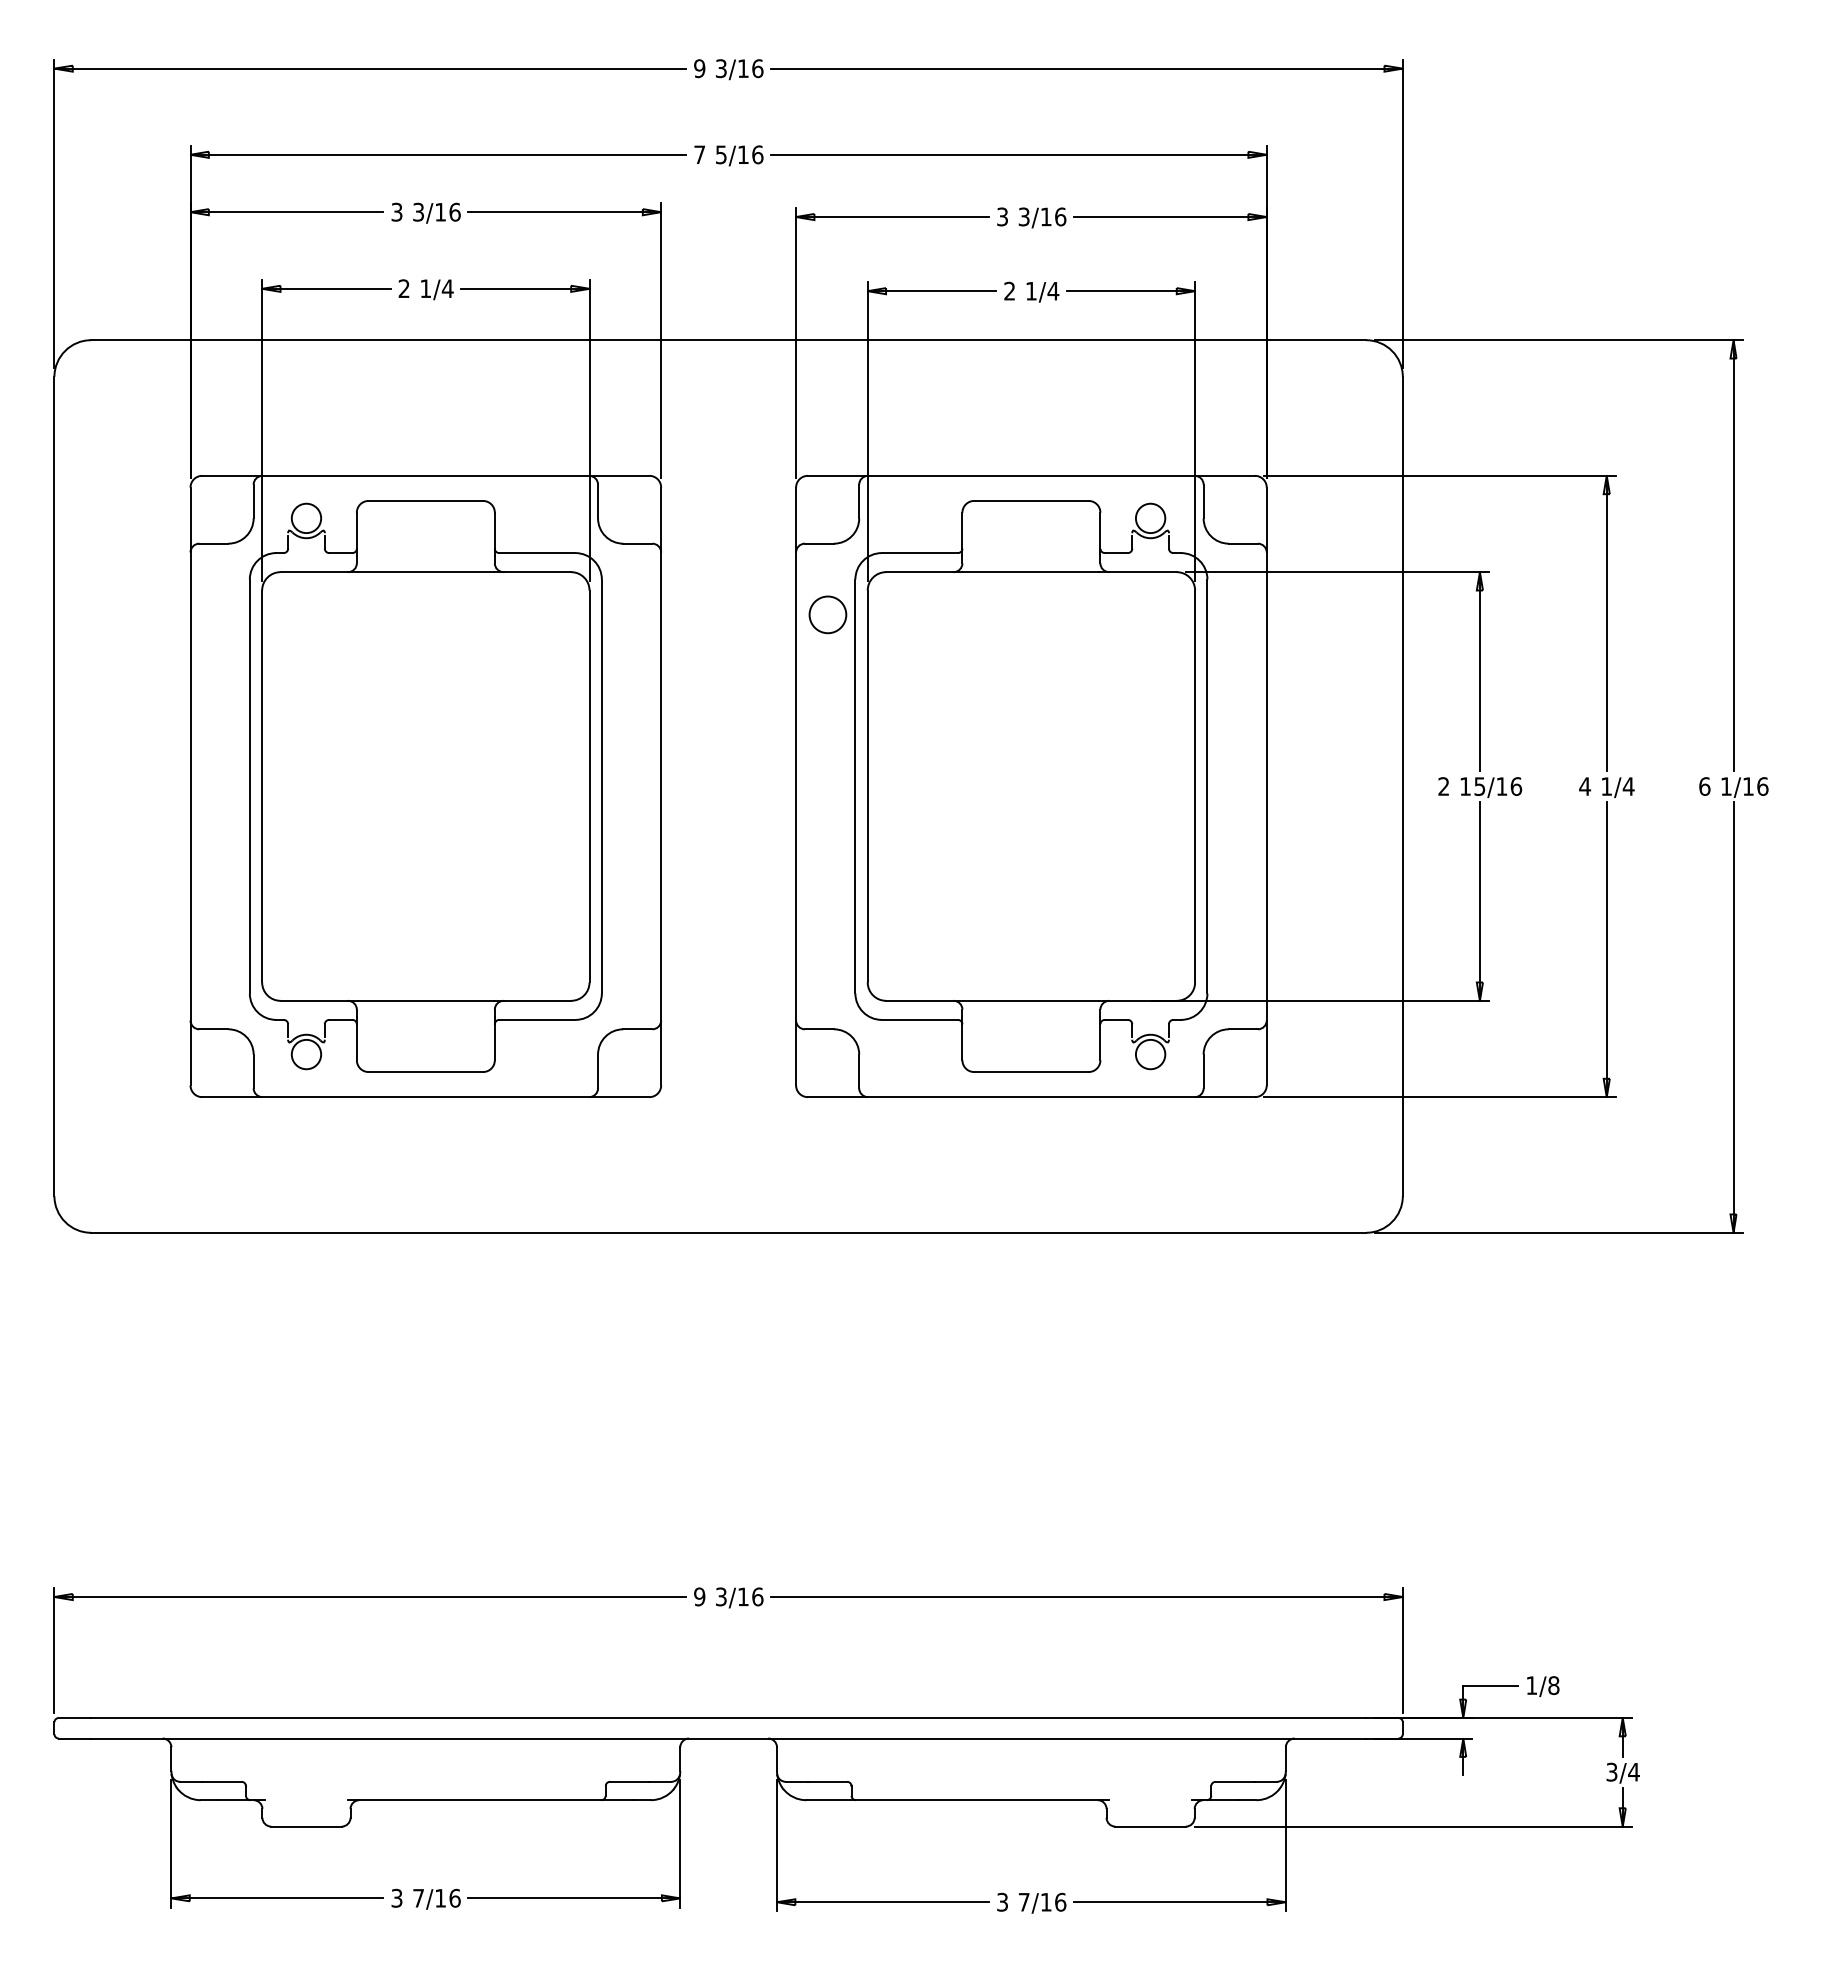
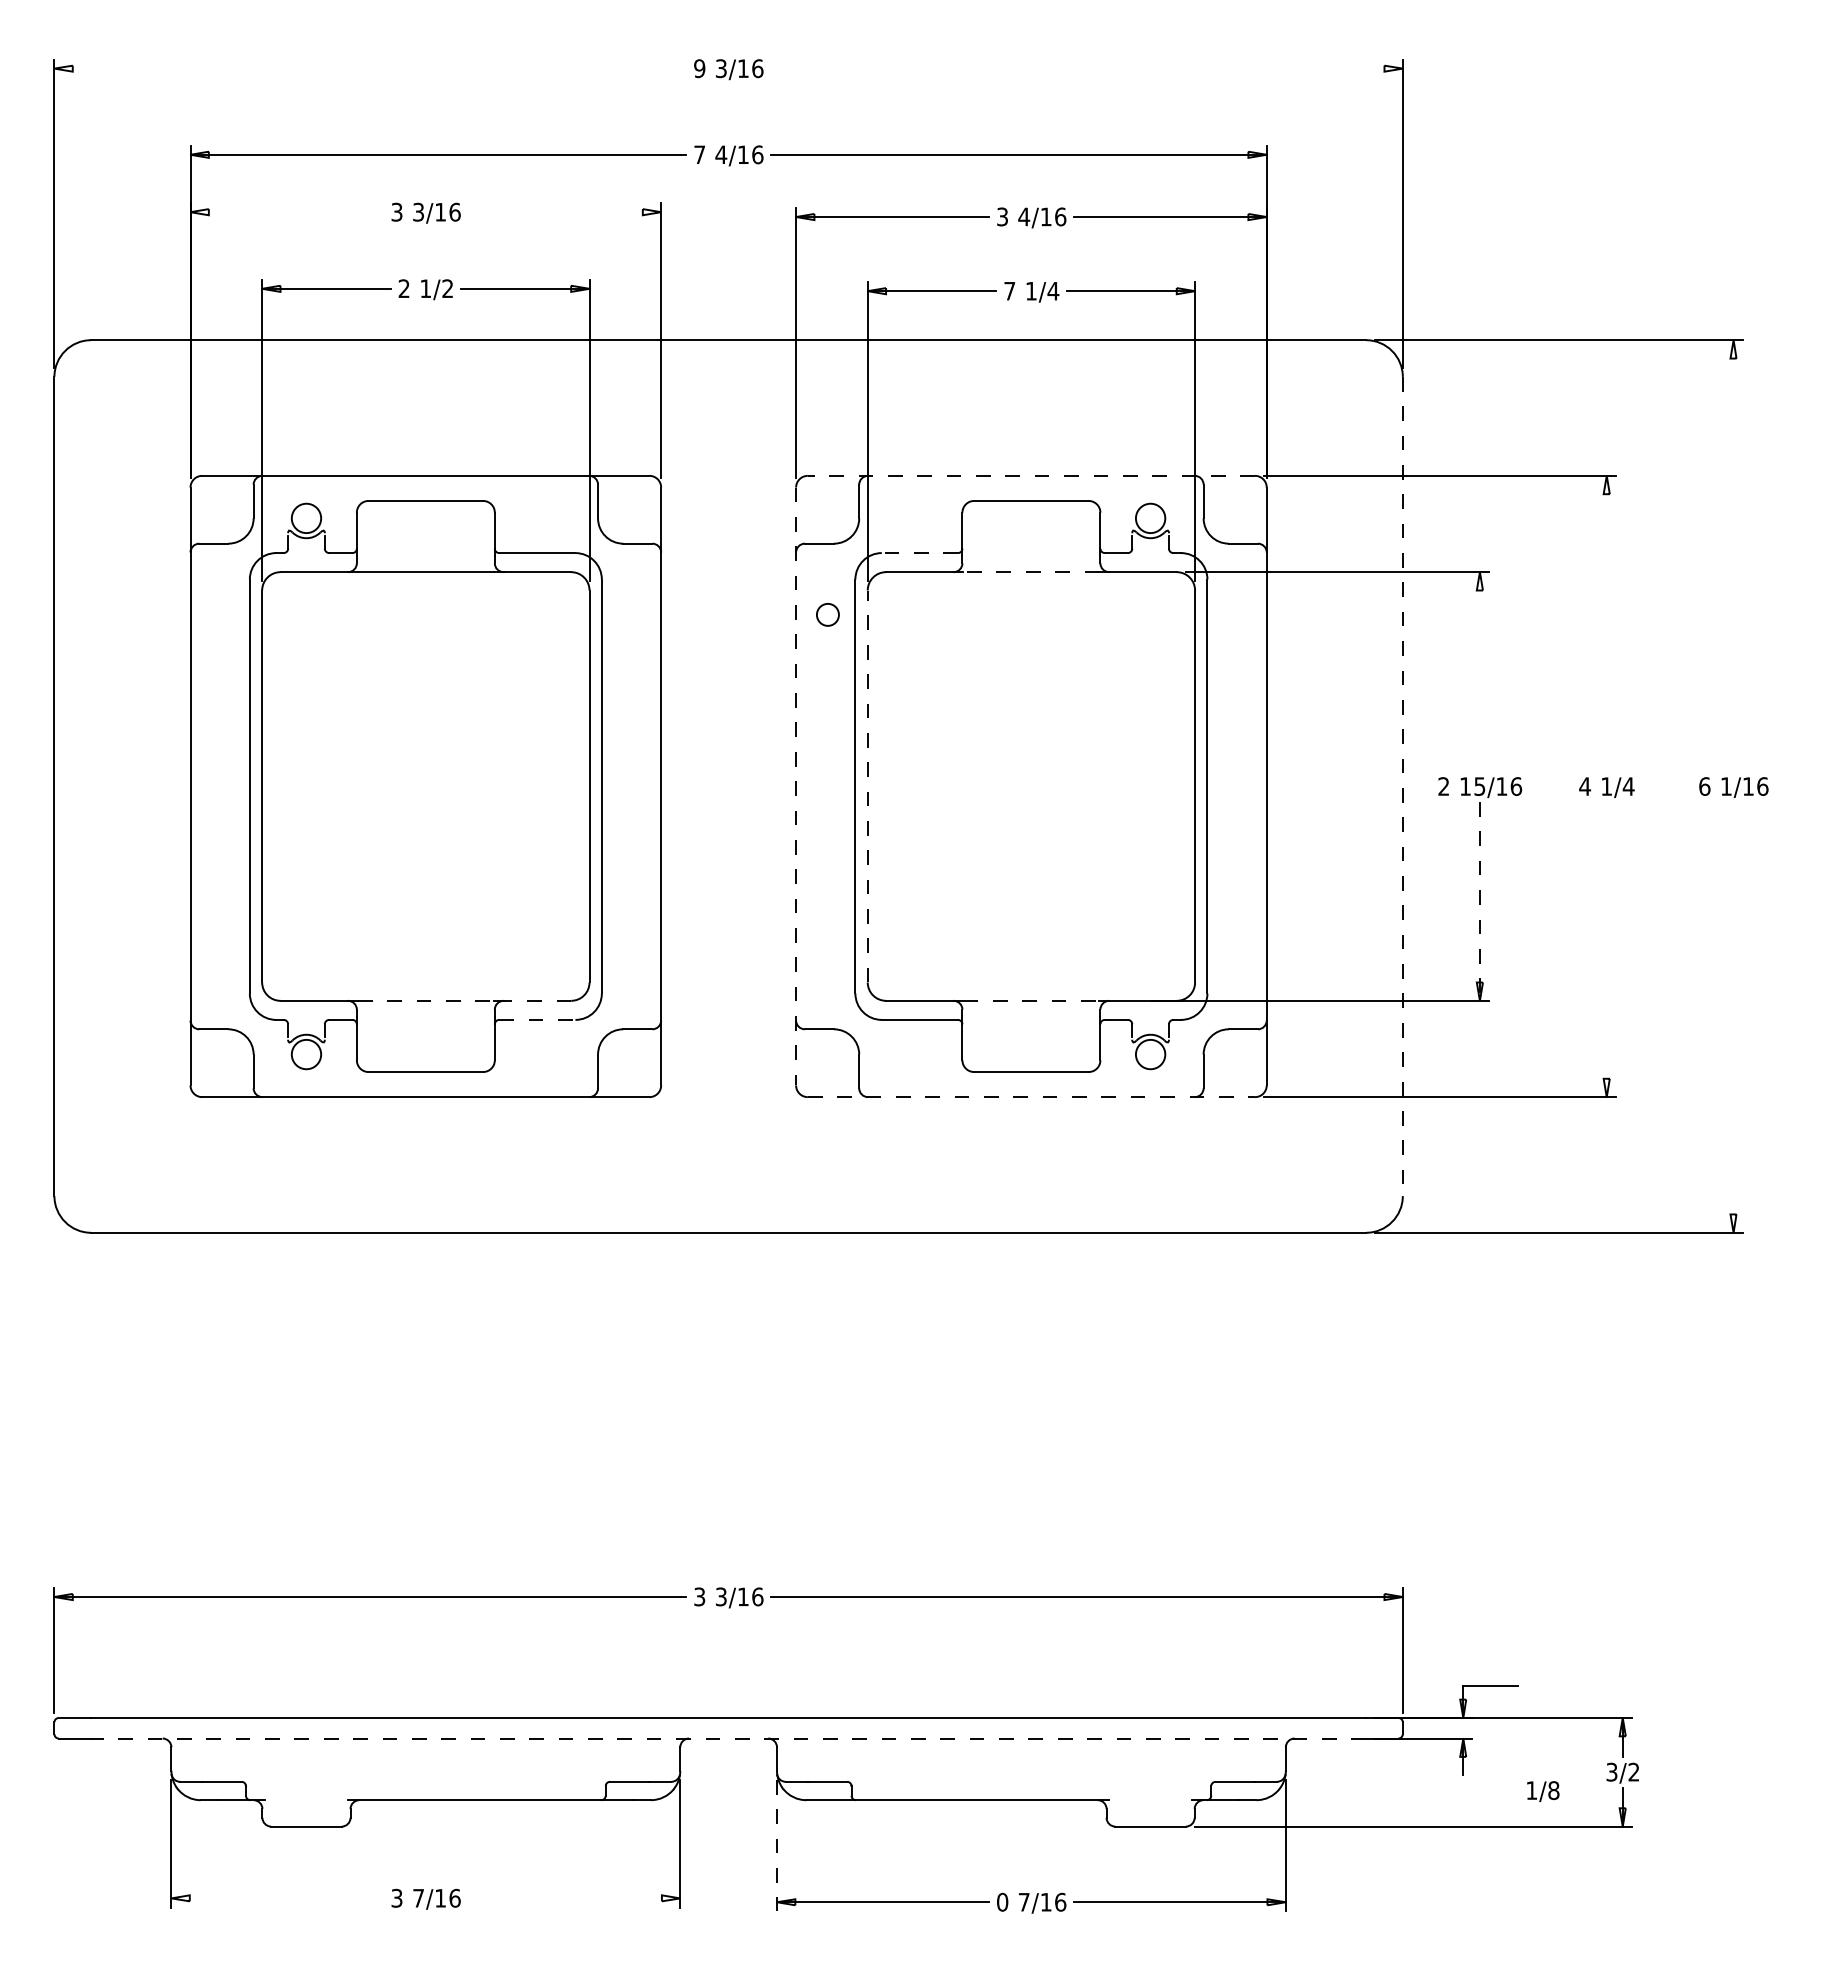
line: present -> none (370, 68)
line: present -> none (1086, 68)
text: 5/16 -> 4/16 (721, 154)
line: present -> none (286, 212)
line: present -> none (564, 212)
text: 3/16 -> 4/16 (1024, 216)
text: 1/4 -> 1/2 (447, 288)
text: 2 -> 7 (1009, 290)
line: solid -> dashed (1031, 475)
line: solid -> dashed (919, 553)
line: present -> none (1733, 555)
line: solid -> dashed (1031, 572)
circle diameter: 37 px -> 22 px (827, 614)
line: present -> none (1606, 622)
line: present -> none (1479, 671)
line: solid -> dashed (796, 786)
line: solid -> dashed (867, 786)
line: solid -> dashed (1402, 786)
line: solid -> dashed (1479, 901)
line: present -> none (1606, 949)
line: solid -> dashed (425, 1000)
line: solid -> dashed (537, 1000)
line: solid -> dashed (1031, 1000)
line: present -> none (1733, 1017)
line: solid -> dashed (537, 1019)
line: solid -> dashed (1031, 1097)
text: 9 -> 3 (699, 1596)
text position: (1543, 1686) -> (1543, 1791) (1543, 1791)
line: solid -> dashed (728, 1738)
text: 3/4 -> 3/2 (1633, 1771)
line: solid -> dashed (777, 1845)
line: present -> none (277, 1898)
line: present -> none (574, 1898)
text: 3 -> 0 (1002, 1901)
